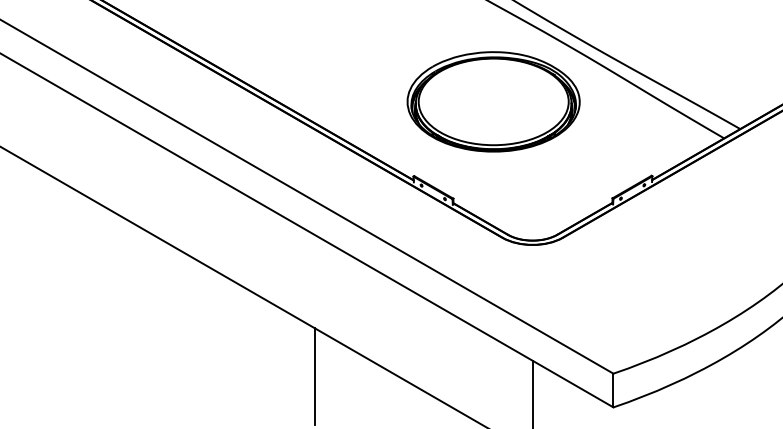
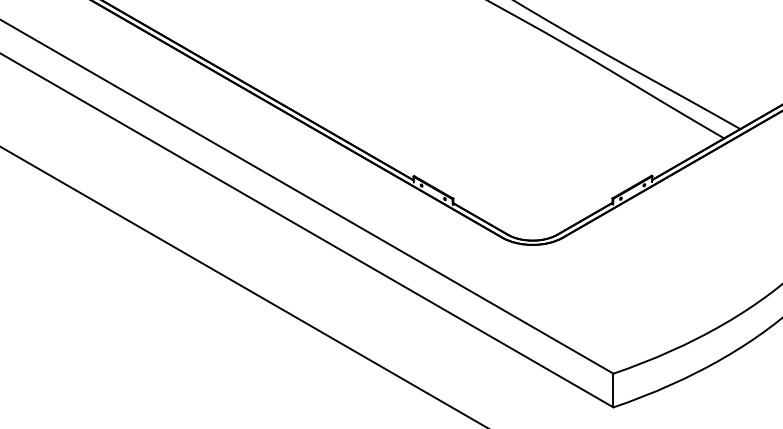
part: present -> none (493, 101)
line: present -> none (314, 376)
line: present -> none (532, 392)
